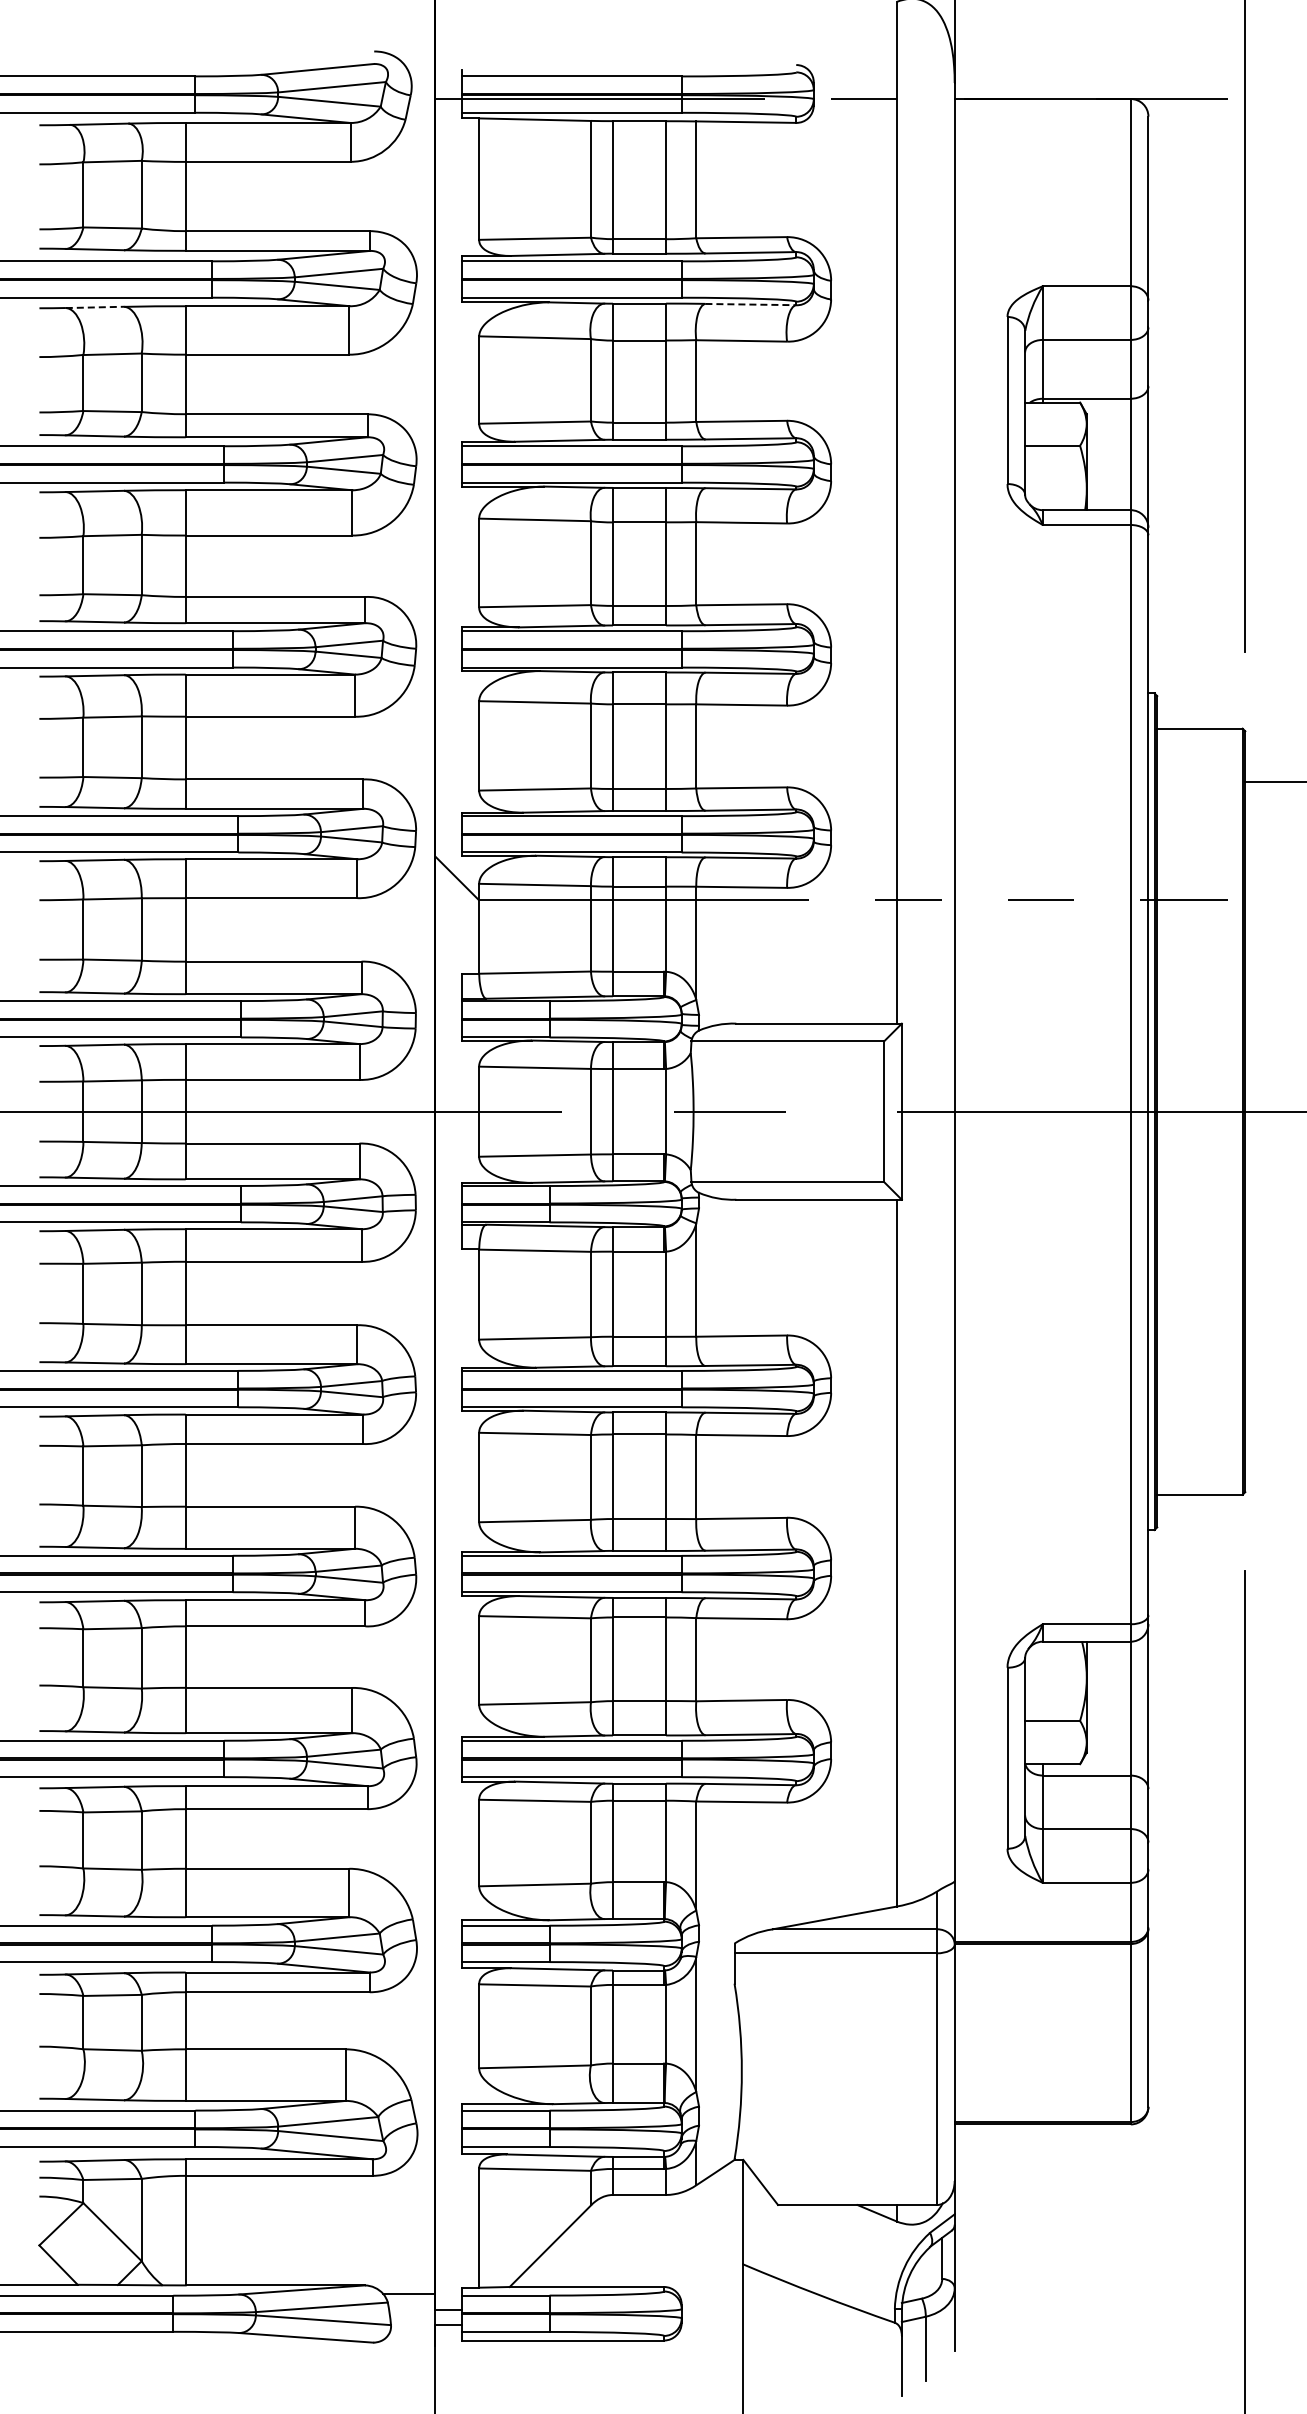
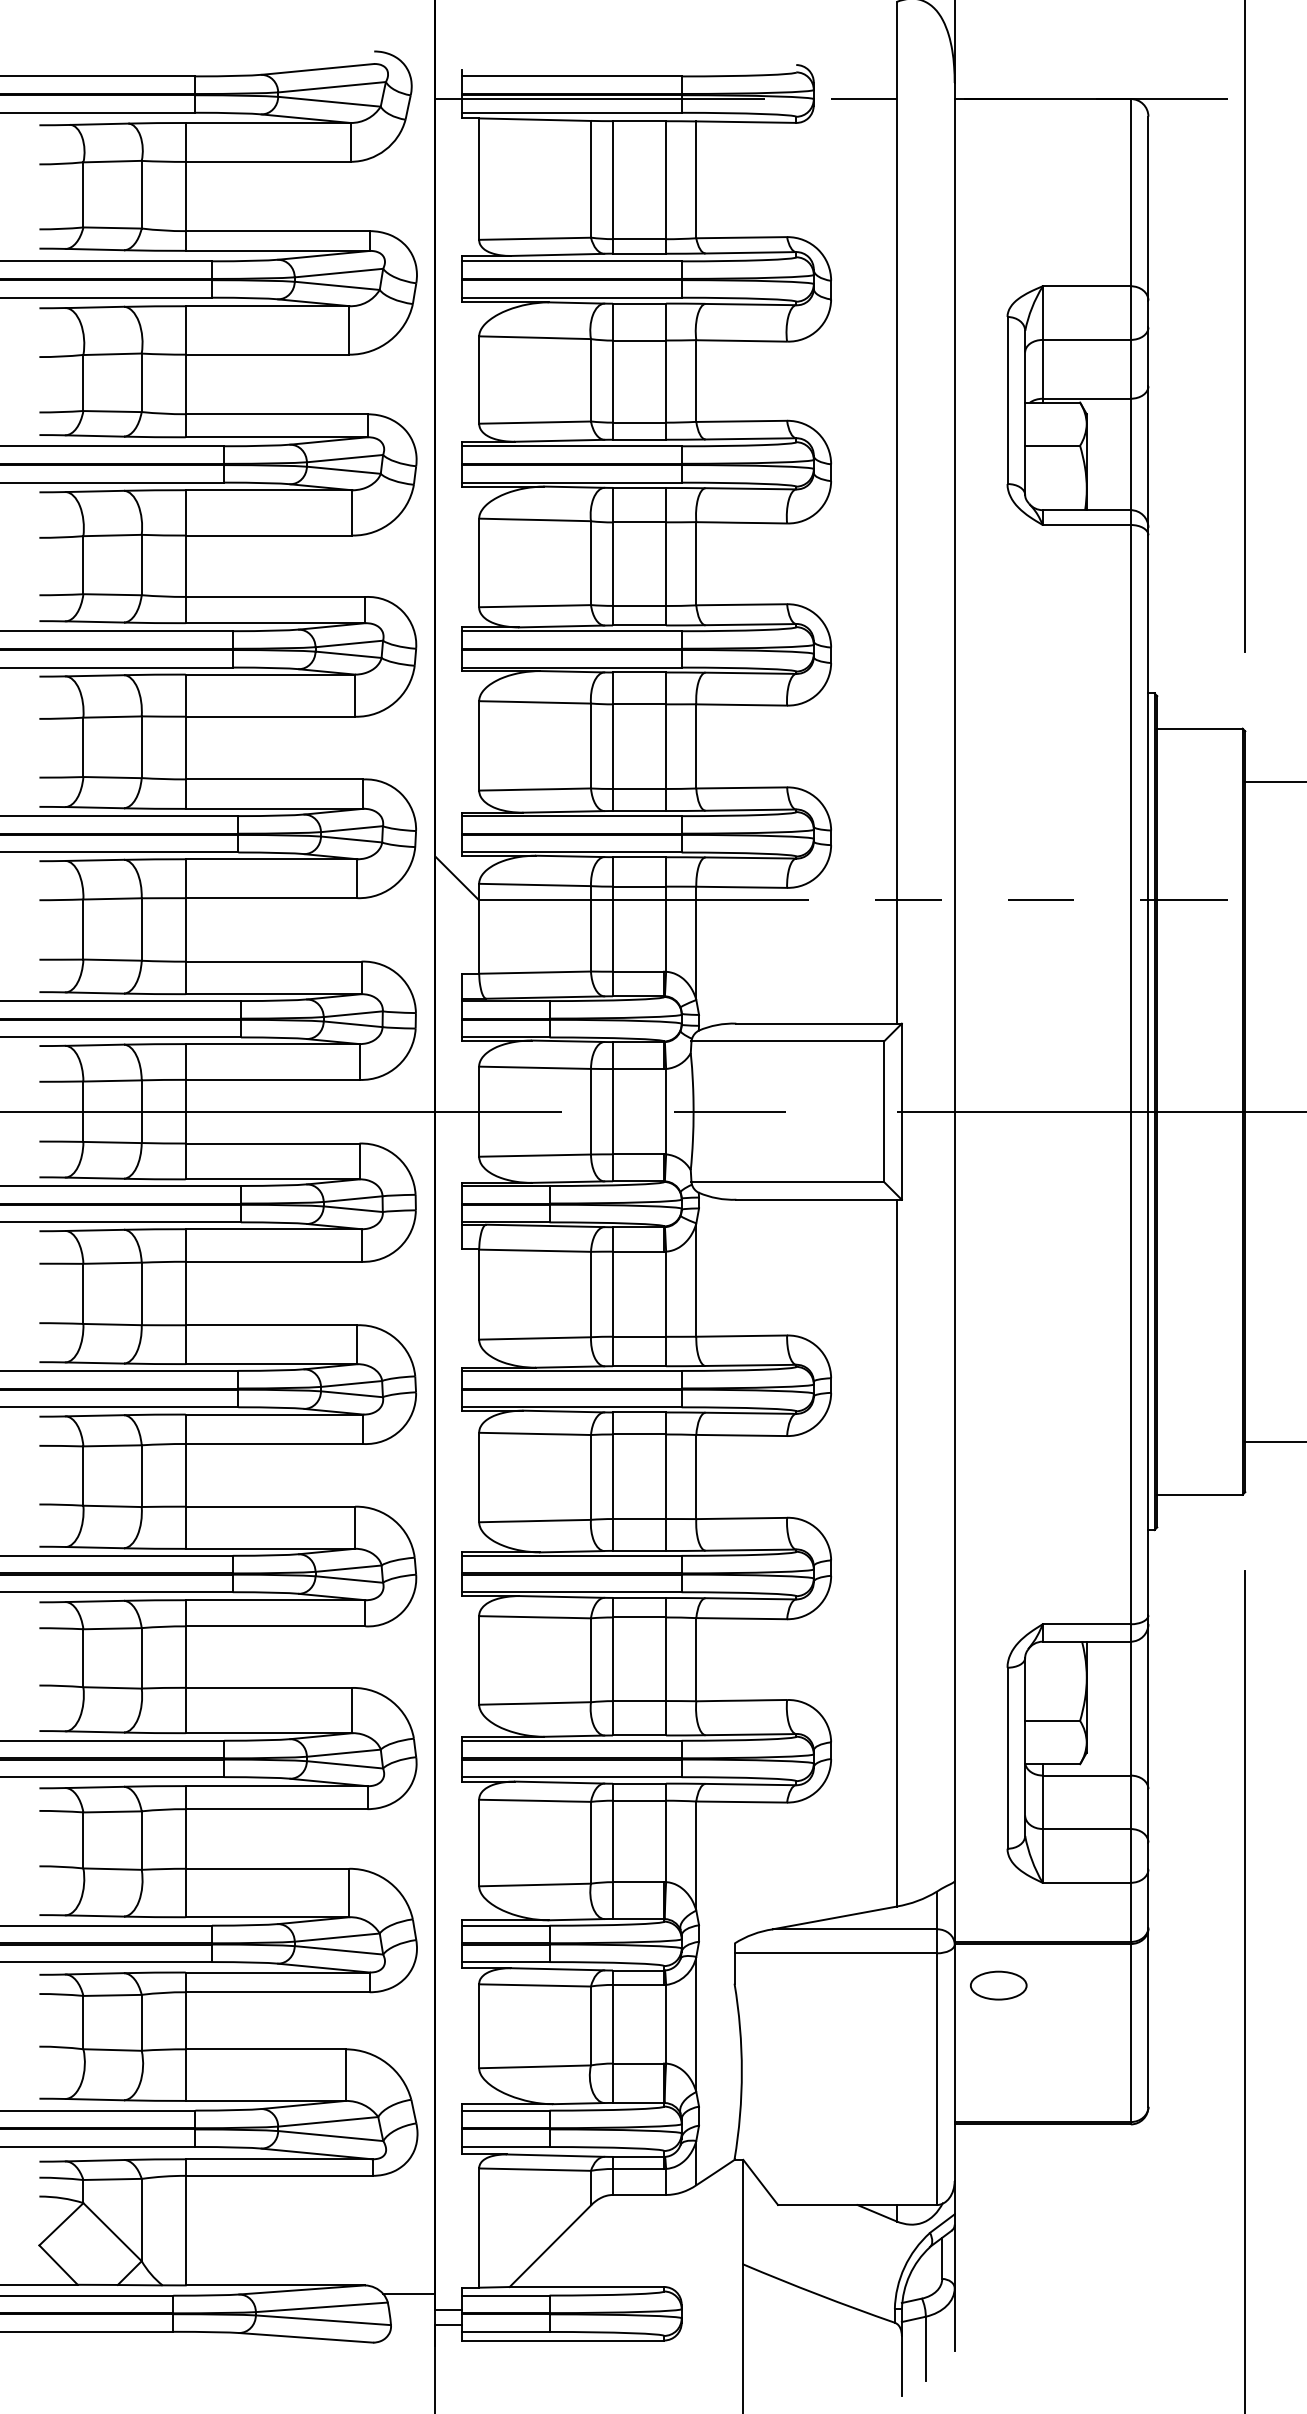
line: dashed -> solid (751, 304)
line: dashed -> solid (95, 307)
line: none -> present (1274, 1441)
part: none -> present (998, 1985)
